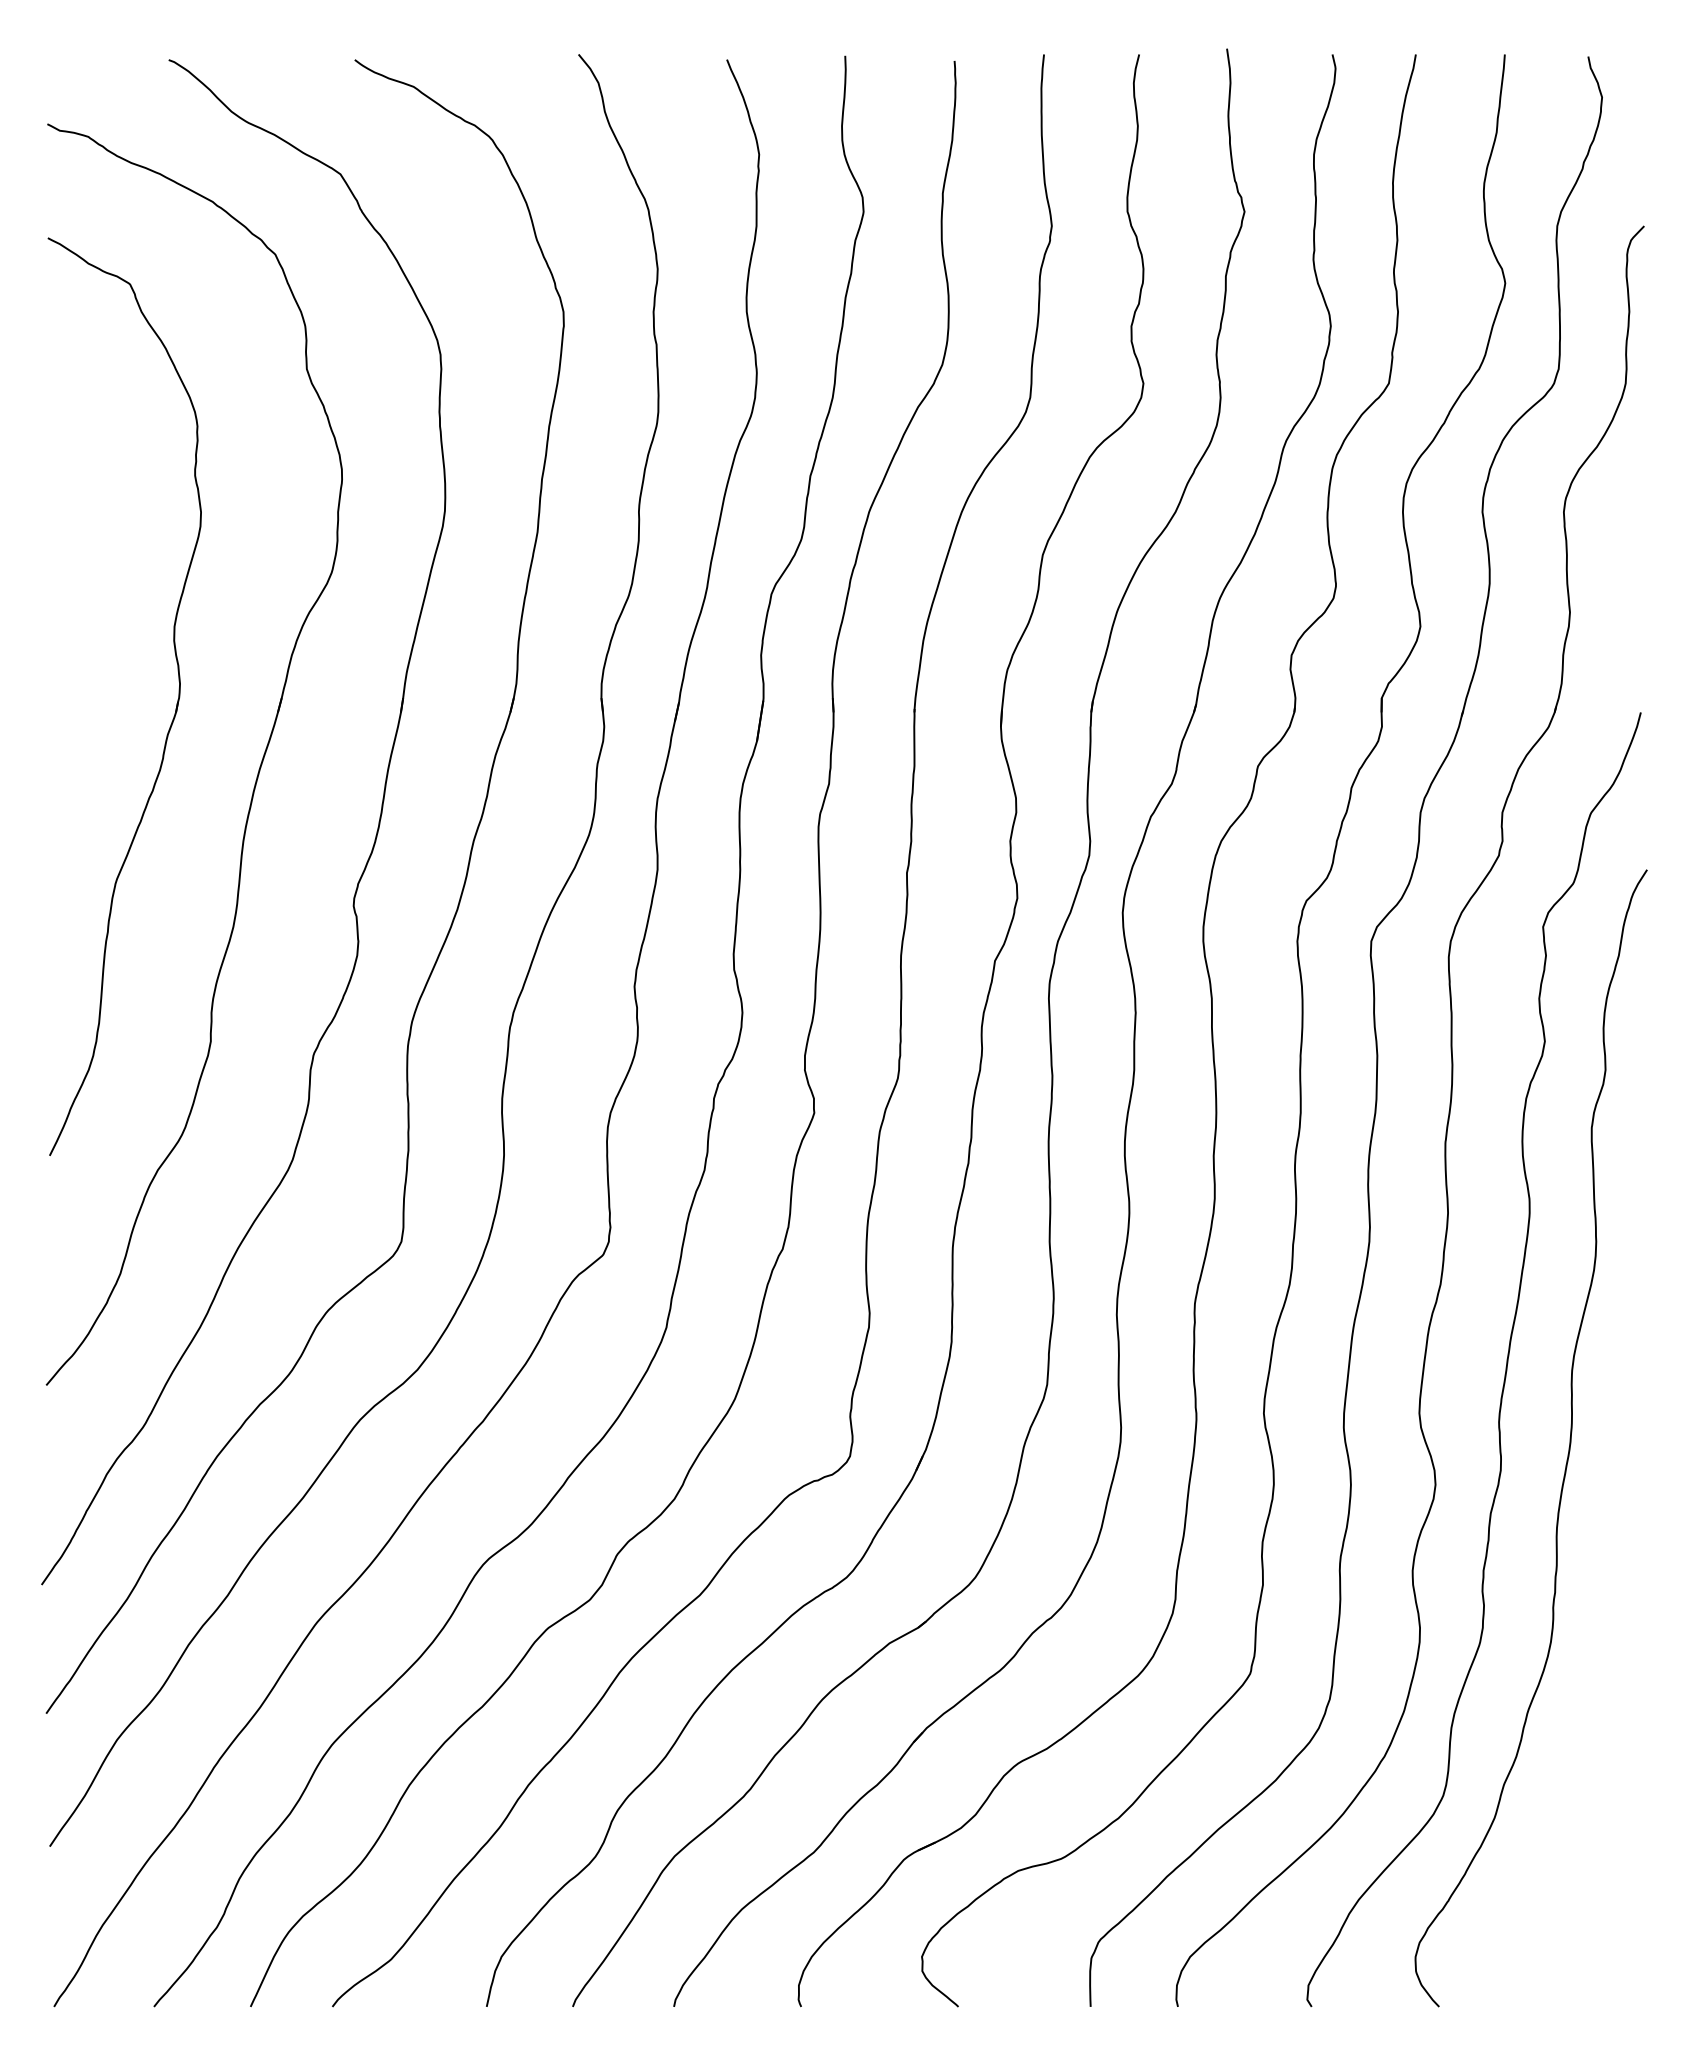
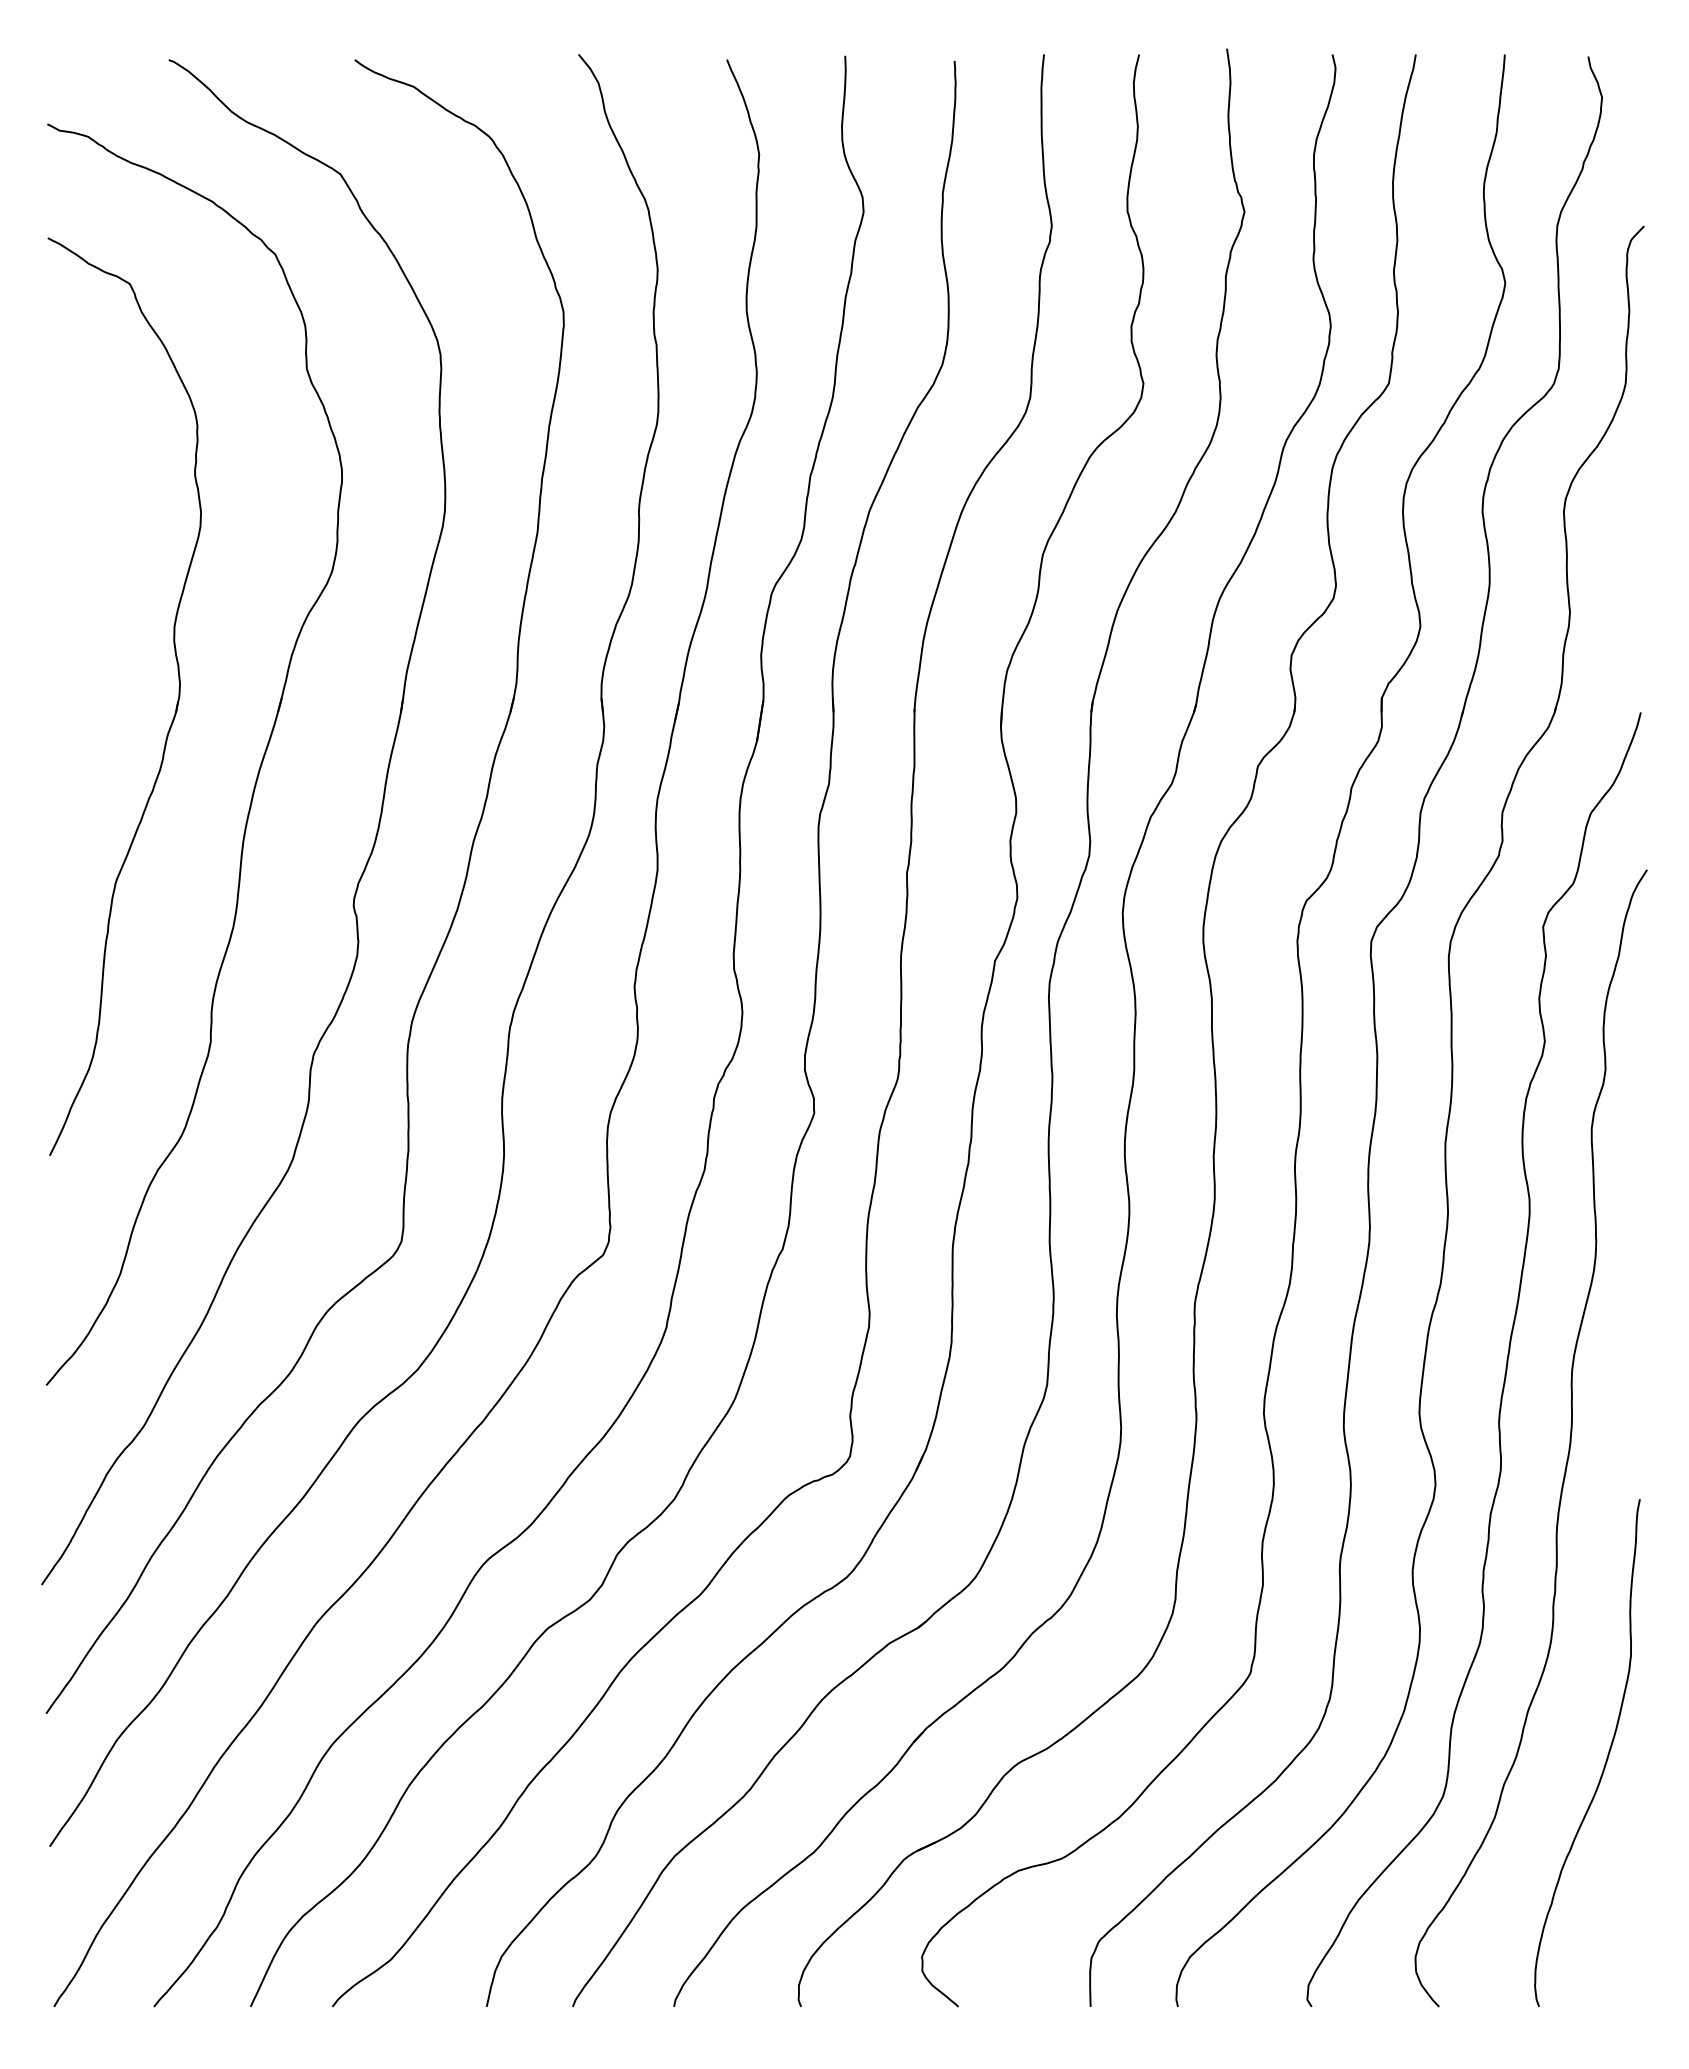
curve: none -> present (1606, 1757)
